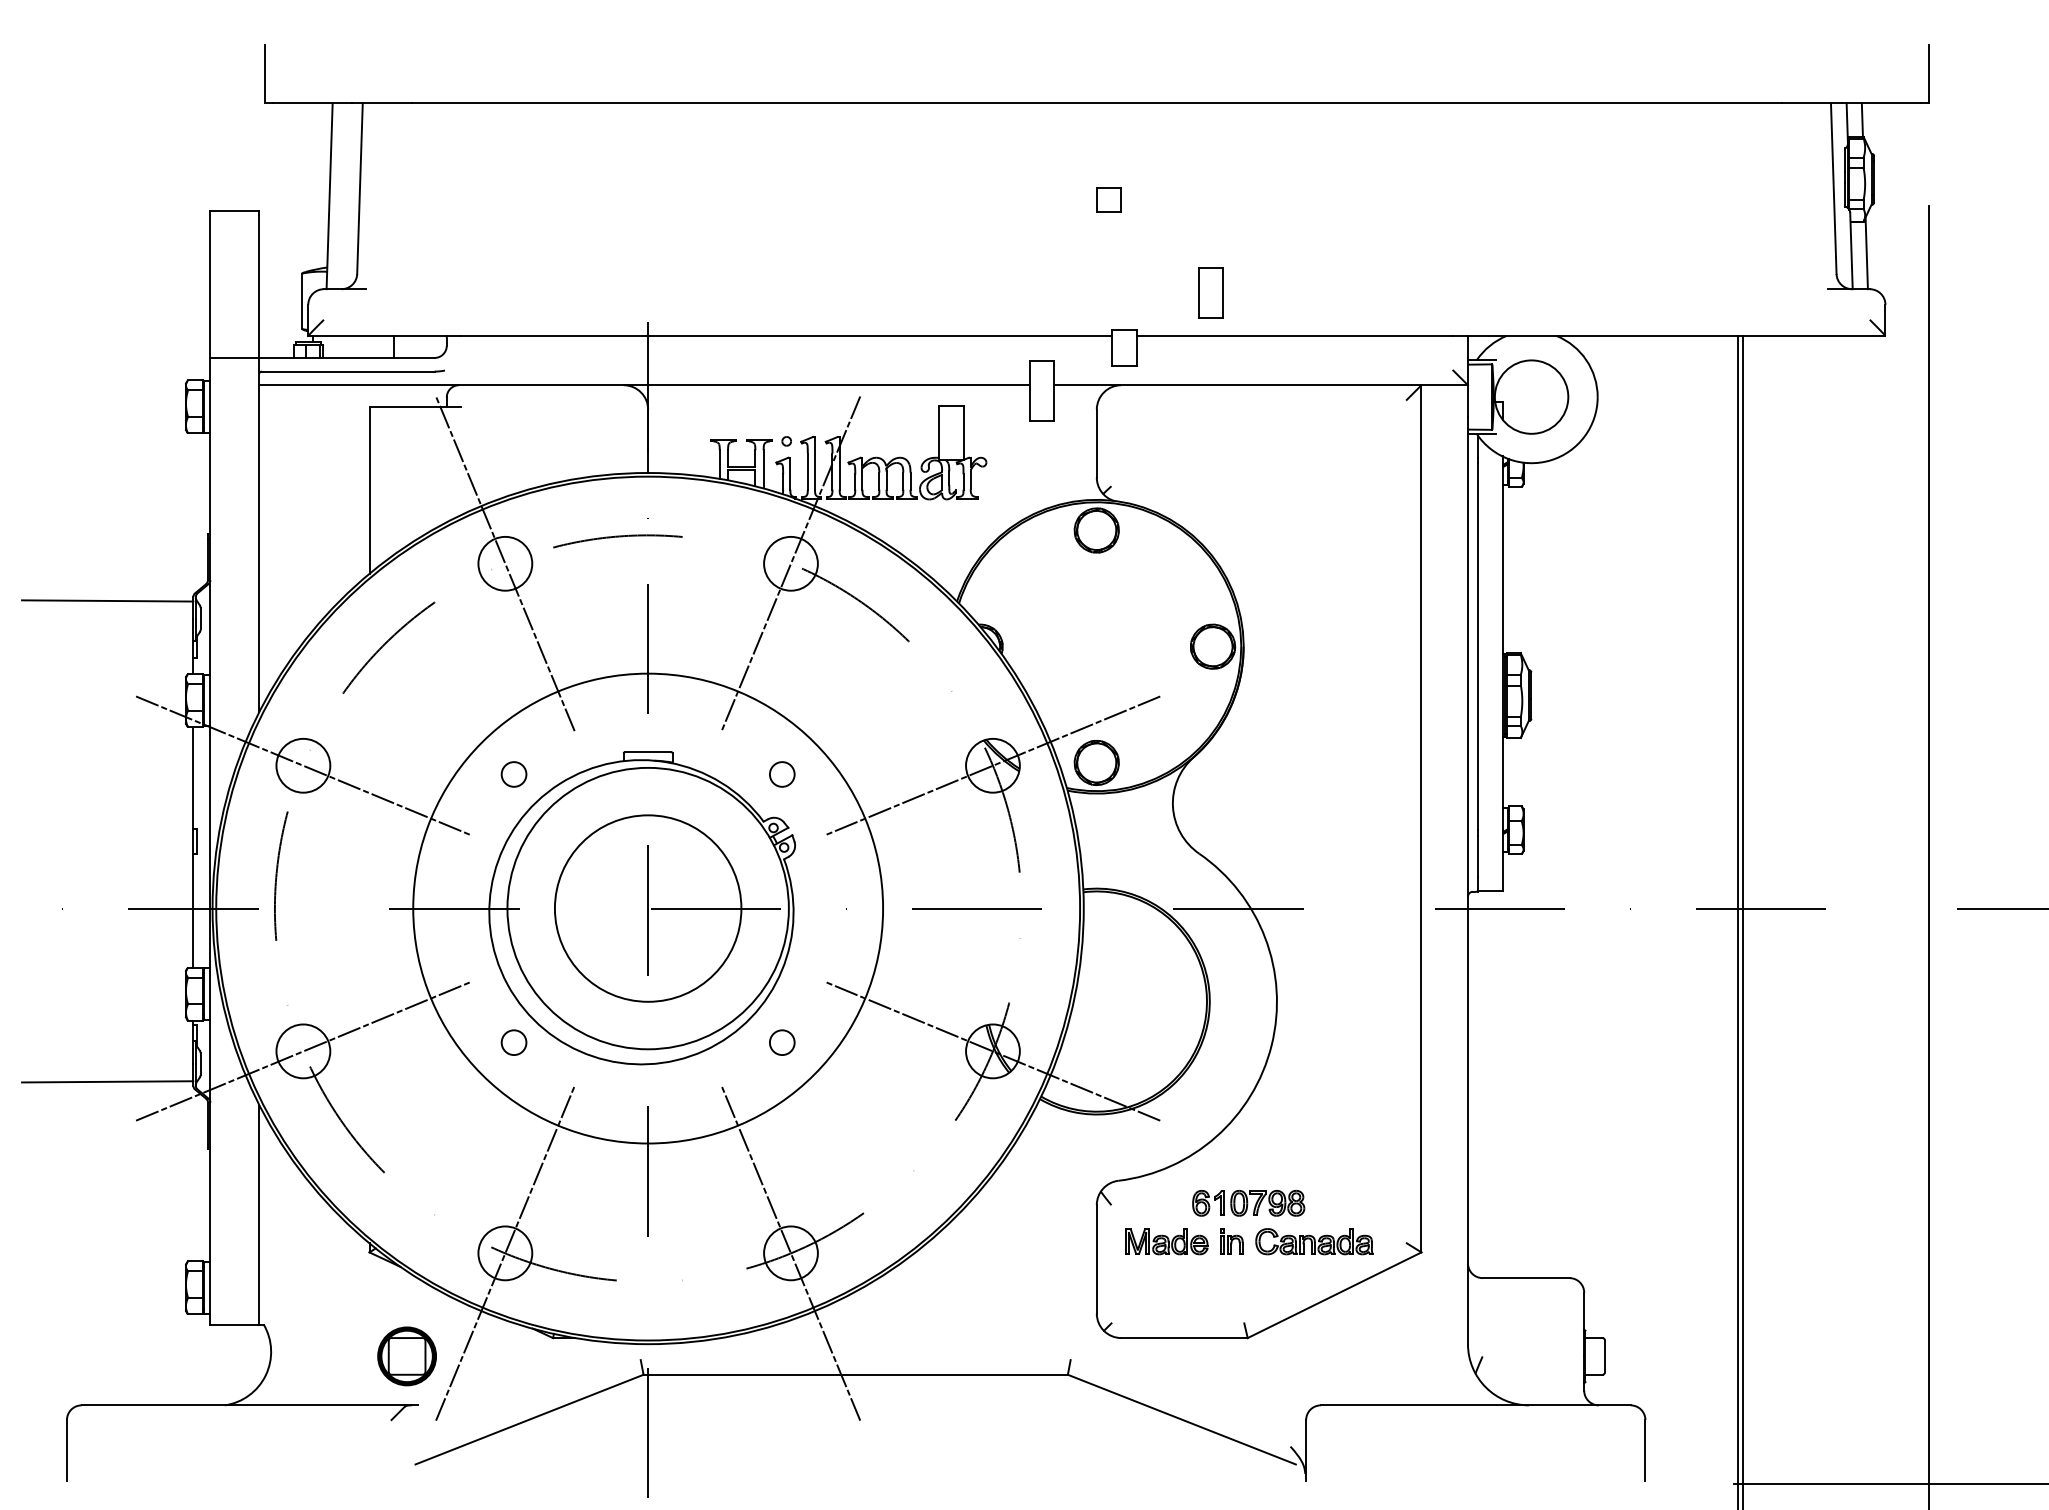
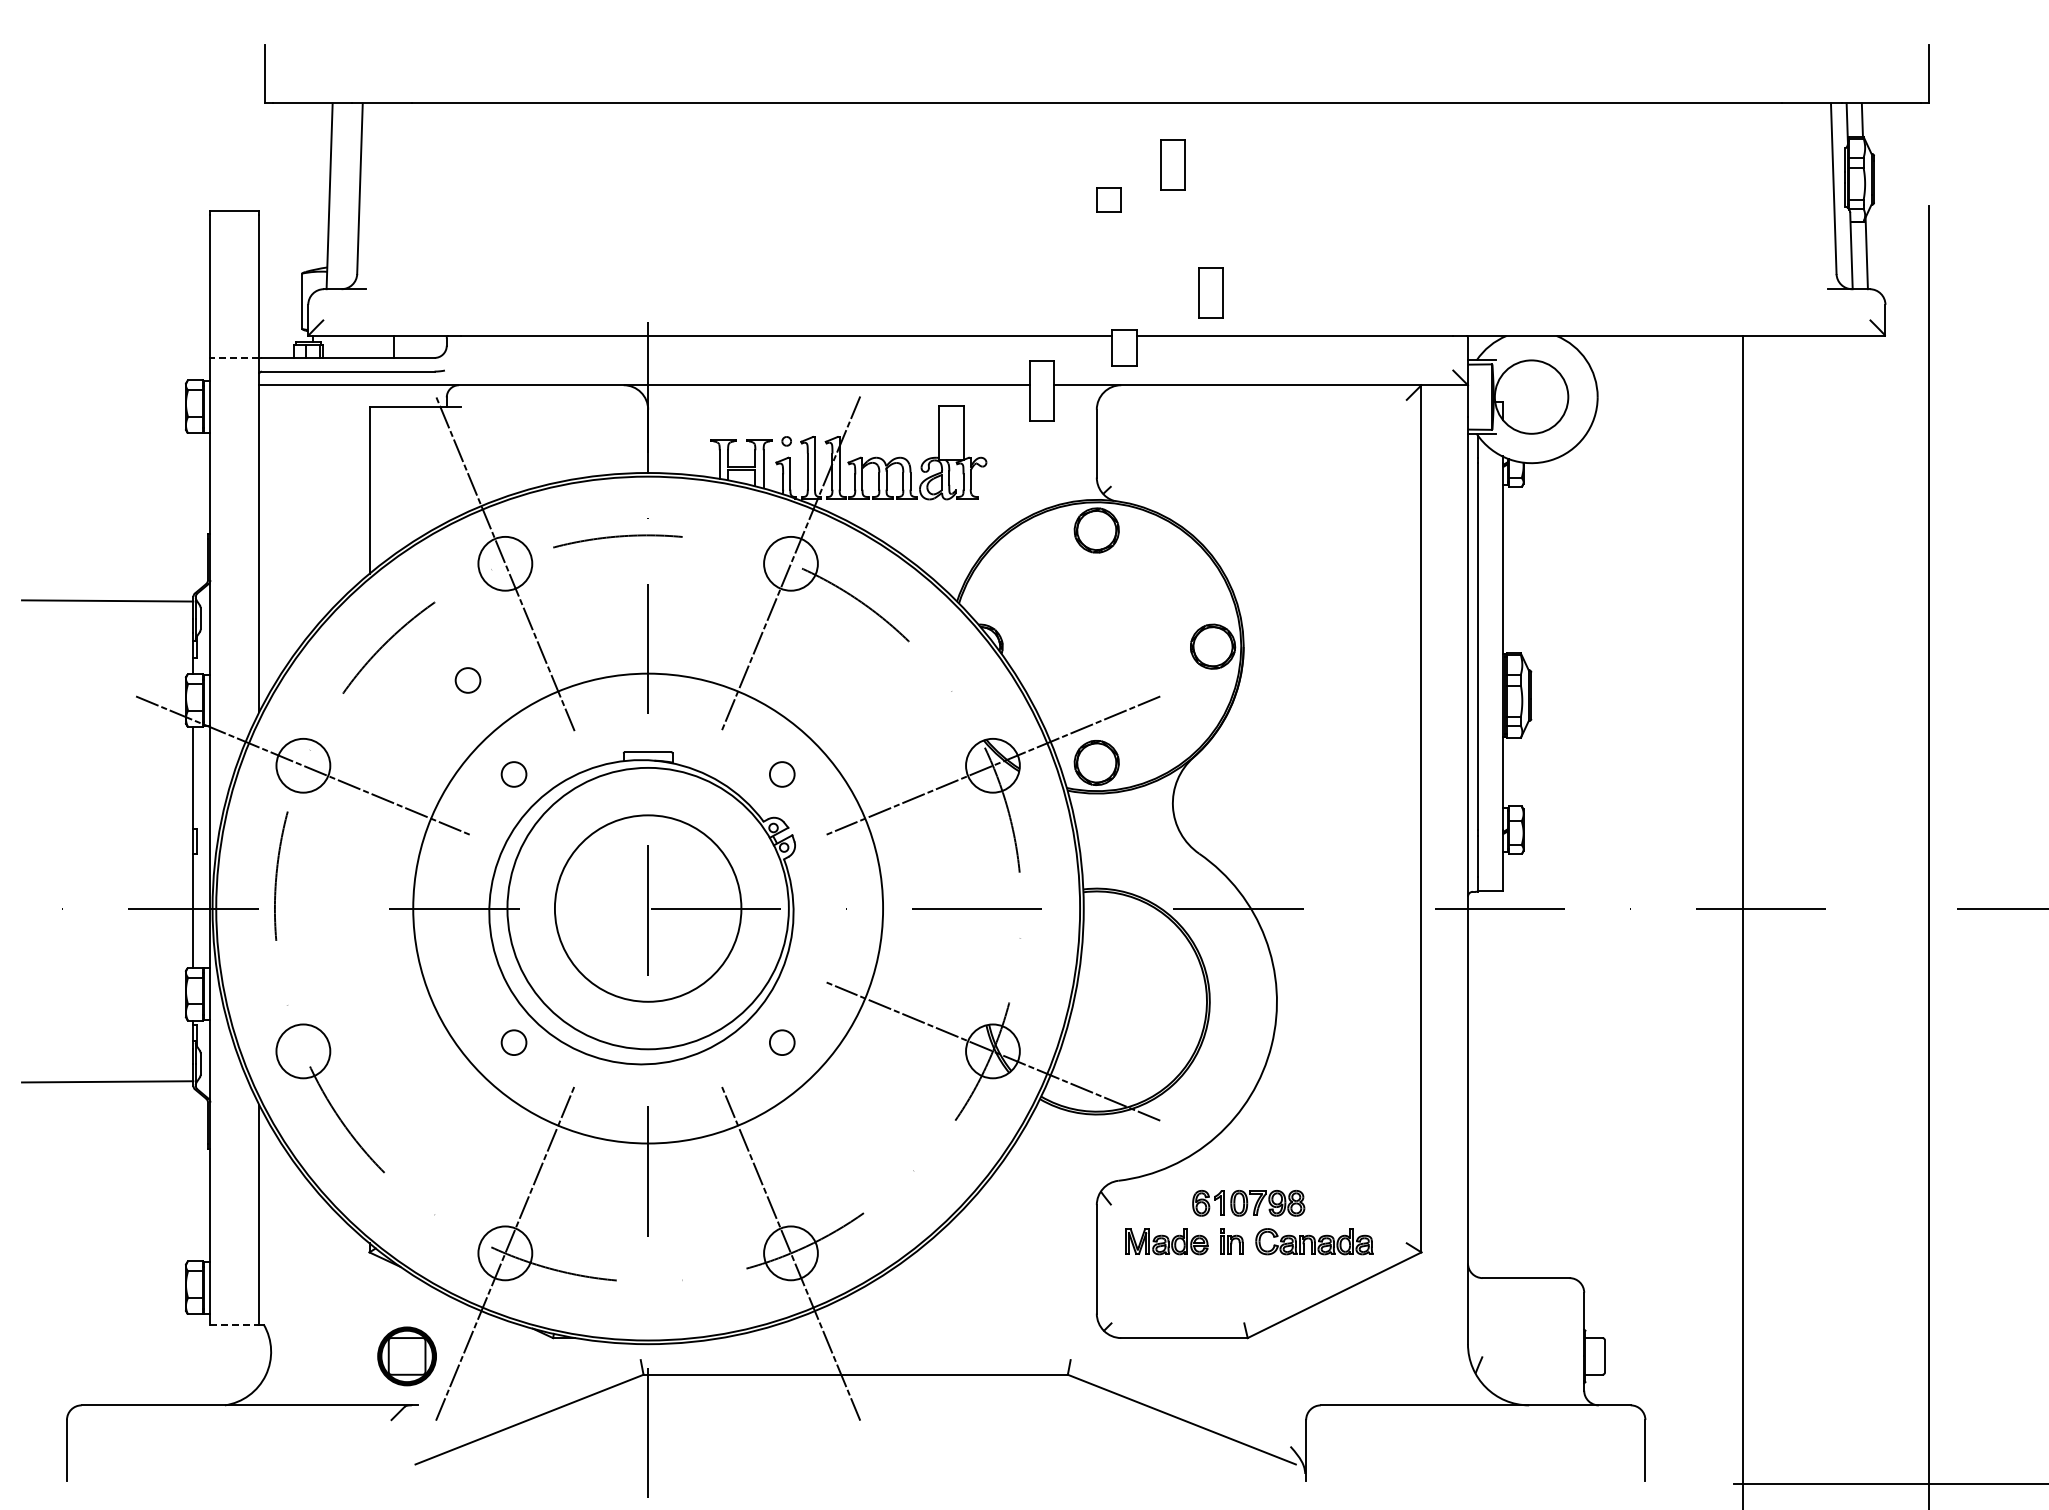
part: none -> present (1172, 164)
line: solid -> dashed (234, 357)
circle: none -> present (467, 680)
line: present -> none (1738, 920)
line: present -> none (303, 1051)
line: solid -> dashed (235, 1324)
